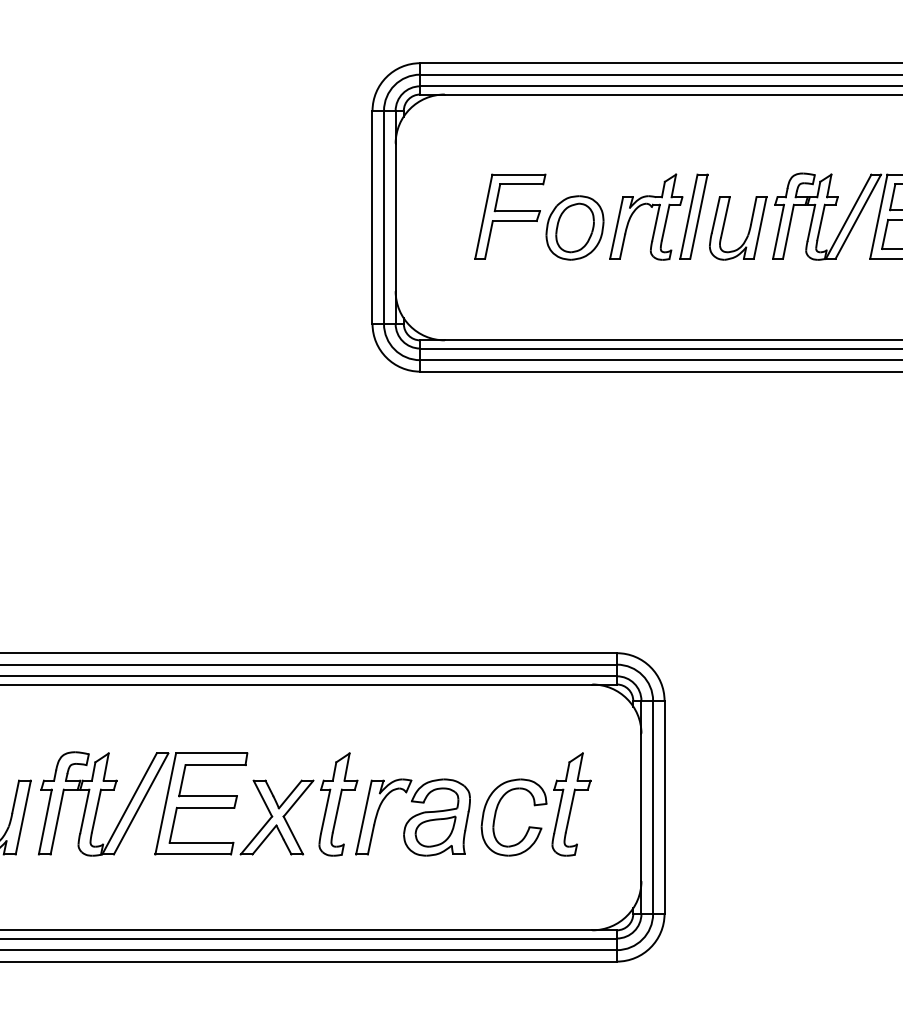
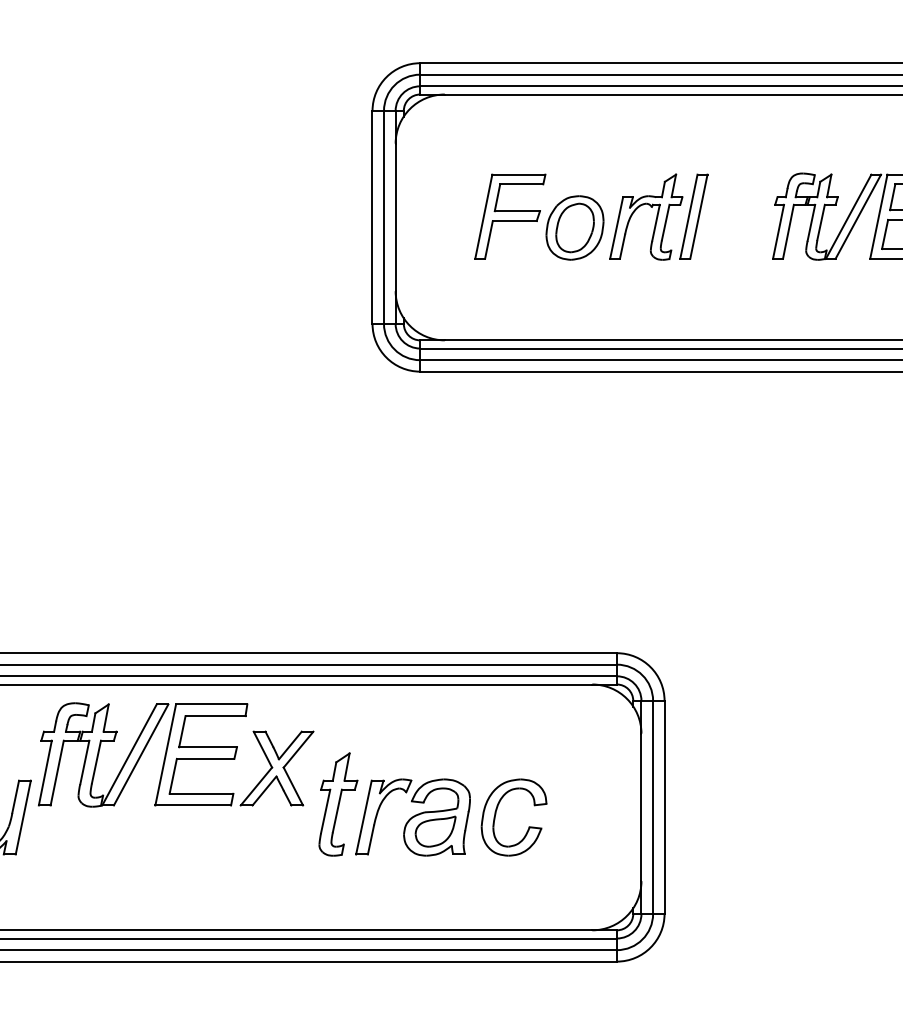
part: present -> none (748, 230)
part position: (176, 803) -> (176, 754) (176, 754)
part: present -> none (571, 804)
